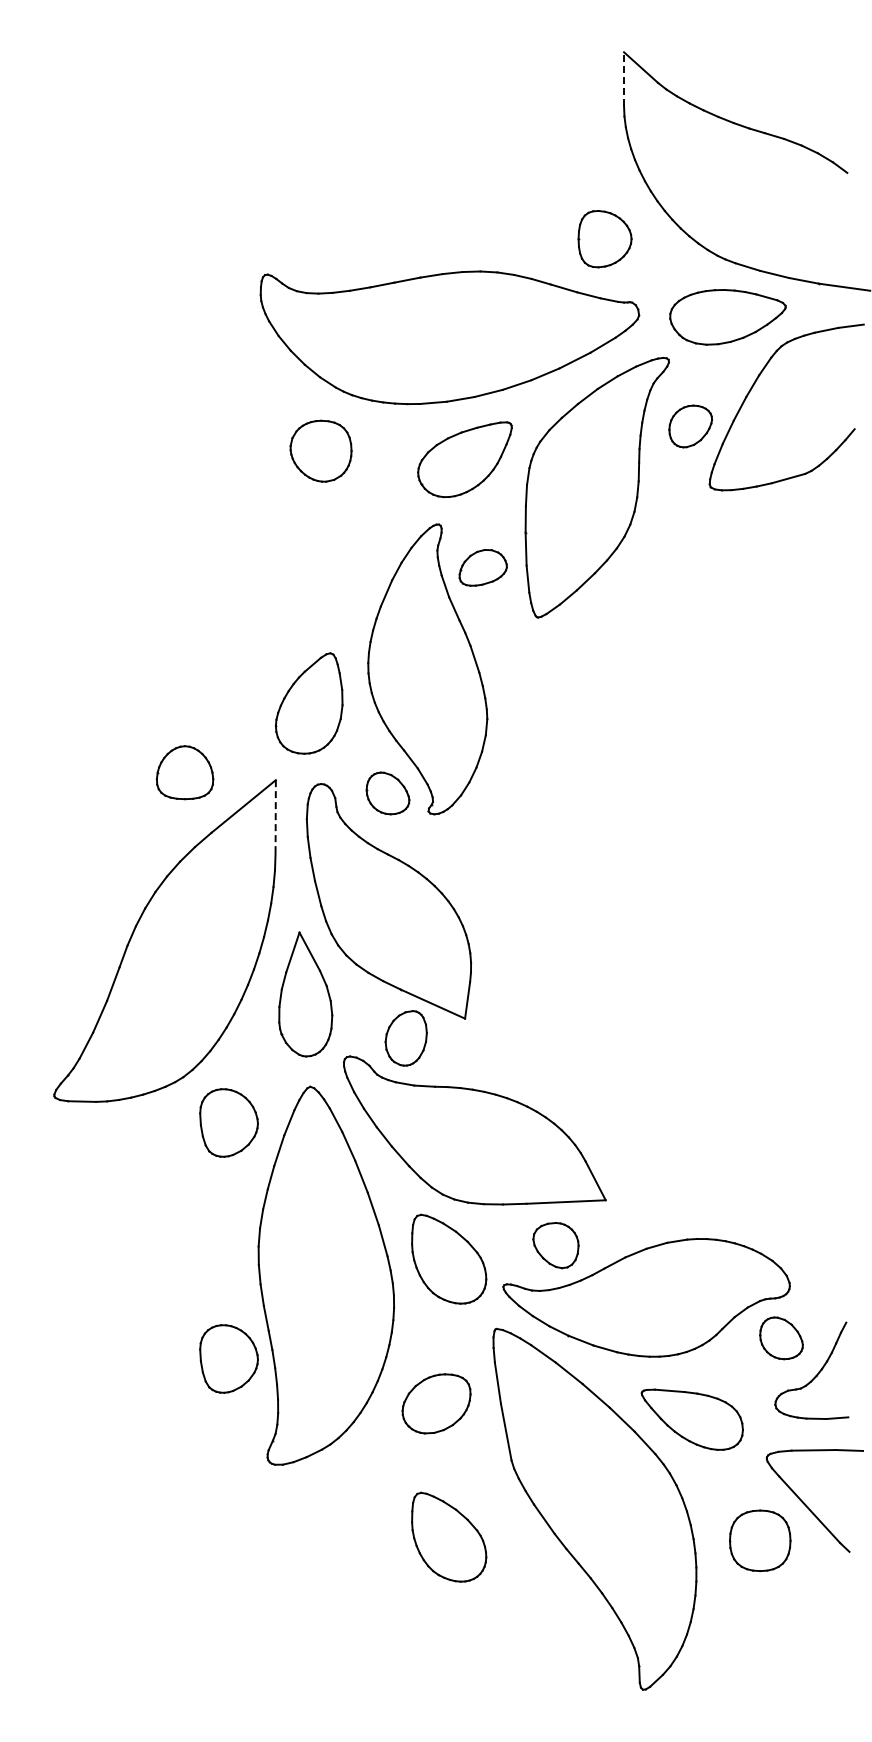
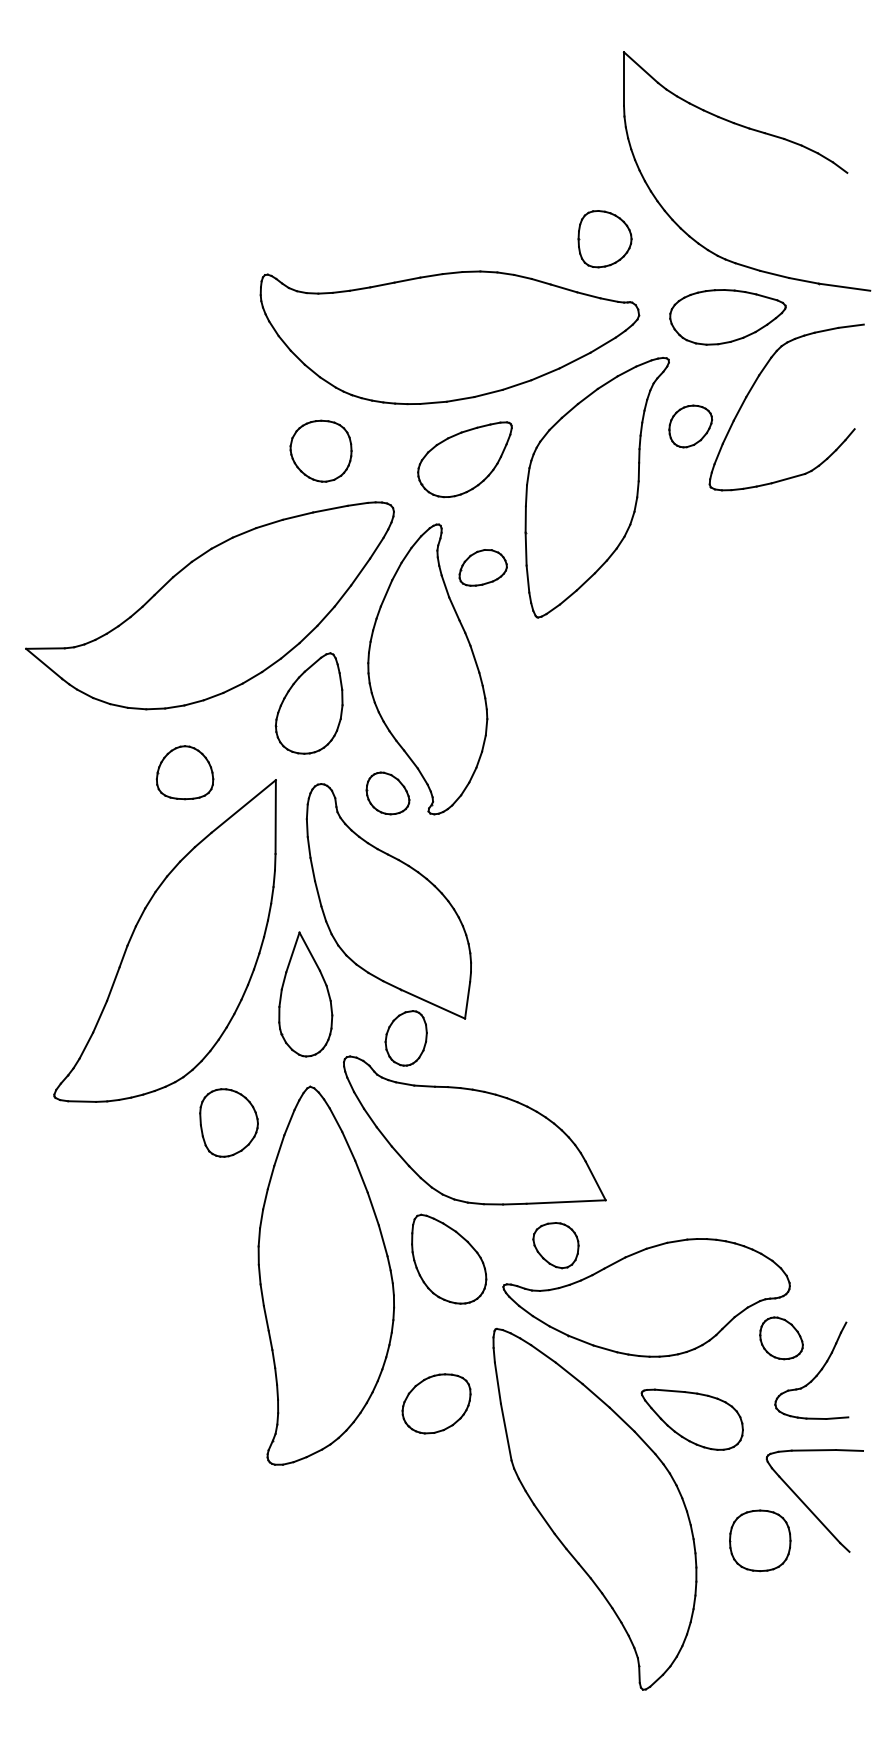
line: dashed -> solid (624, 79)
part: none -> present (209, 605)
line: dashed -> solid (275, 817)
part: present -> none (228, 1358)
part: present -> none (449, 1536)
